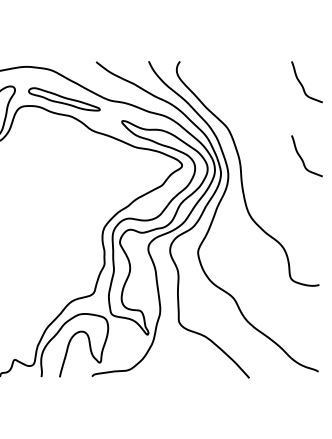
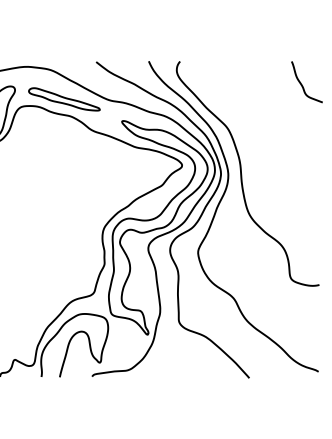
curve: present -> none (302, 158)
